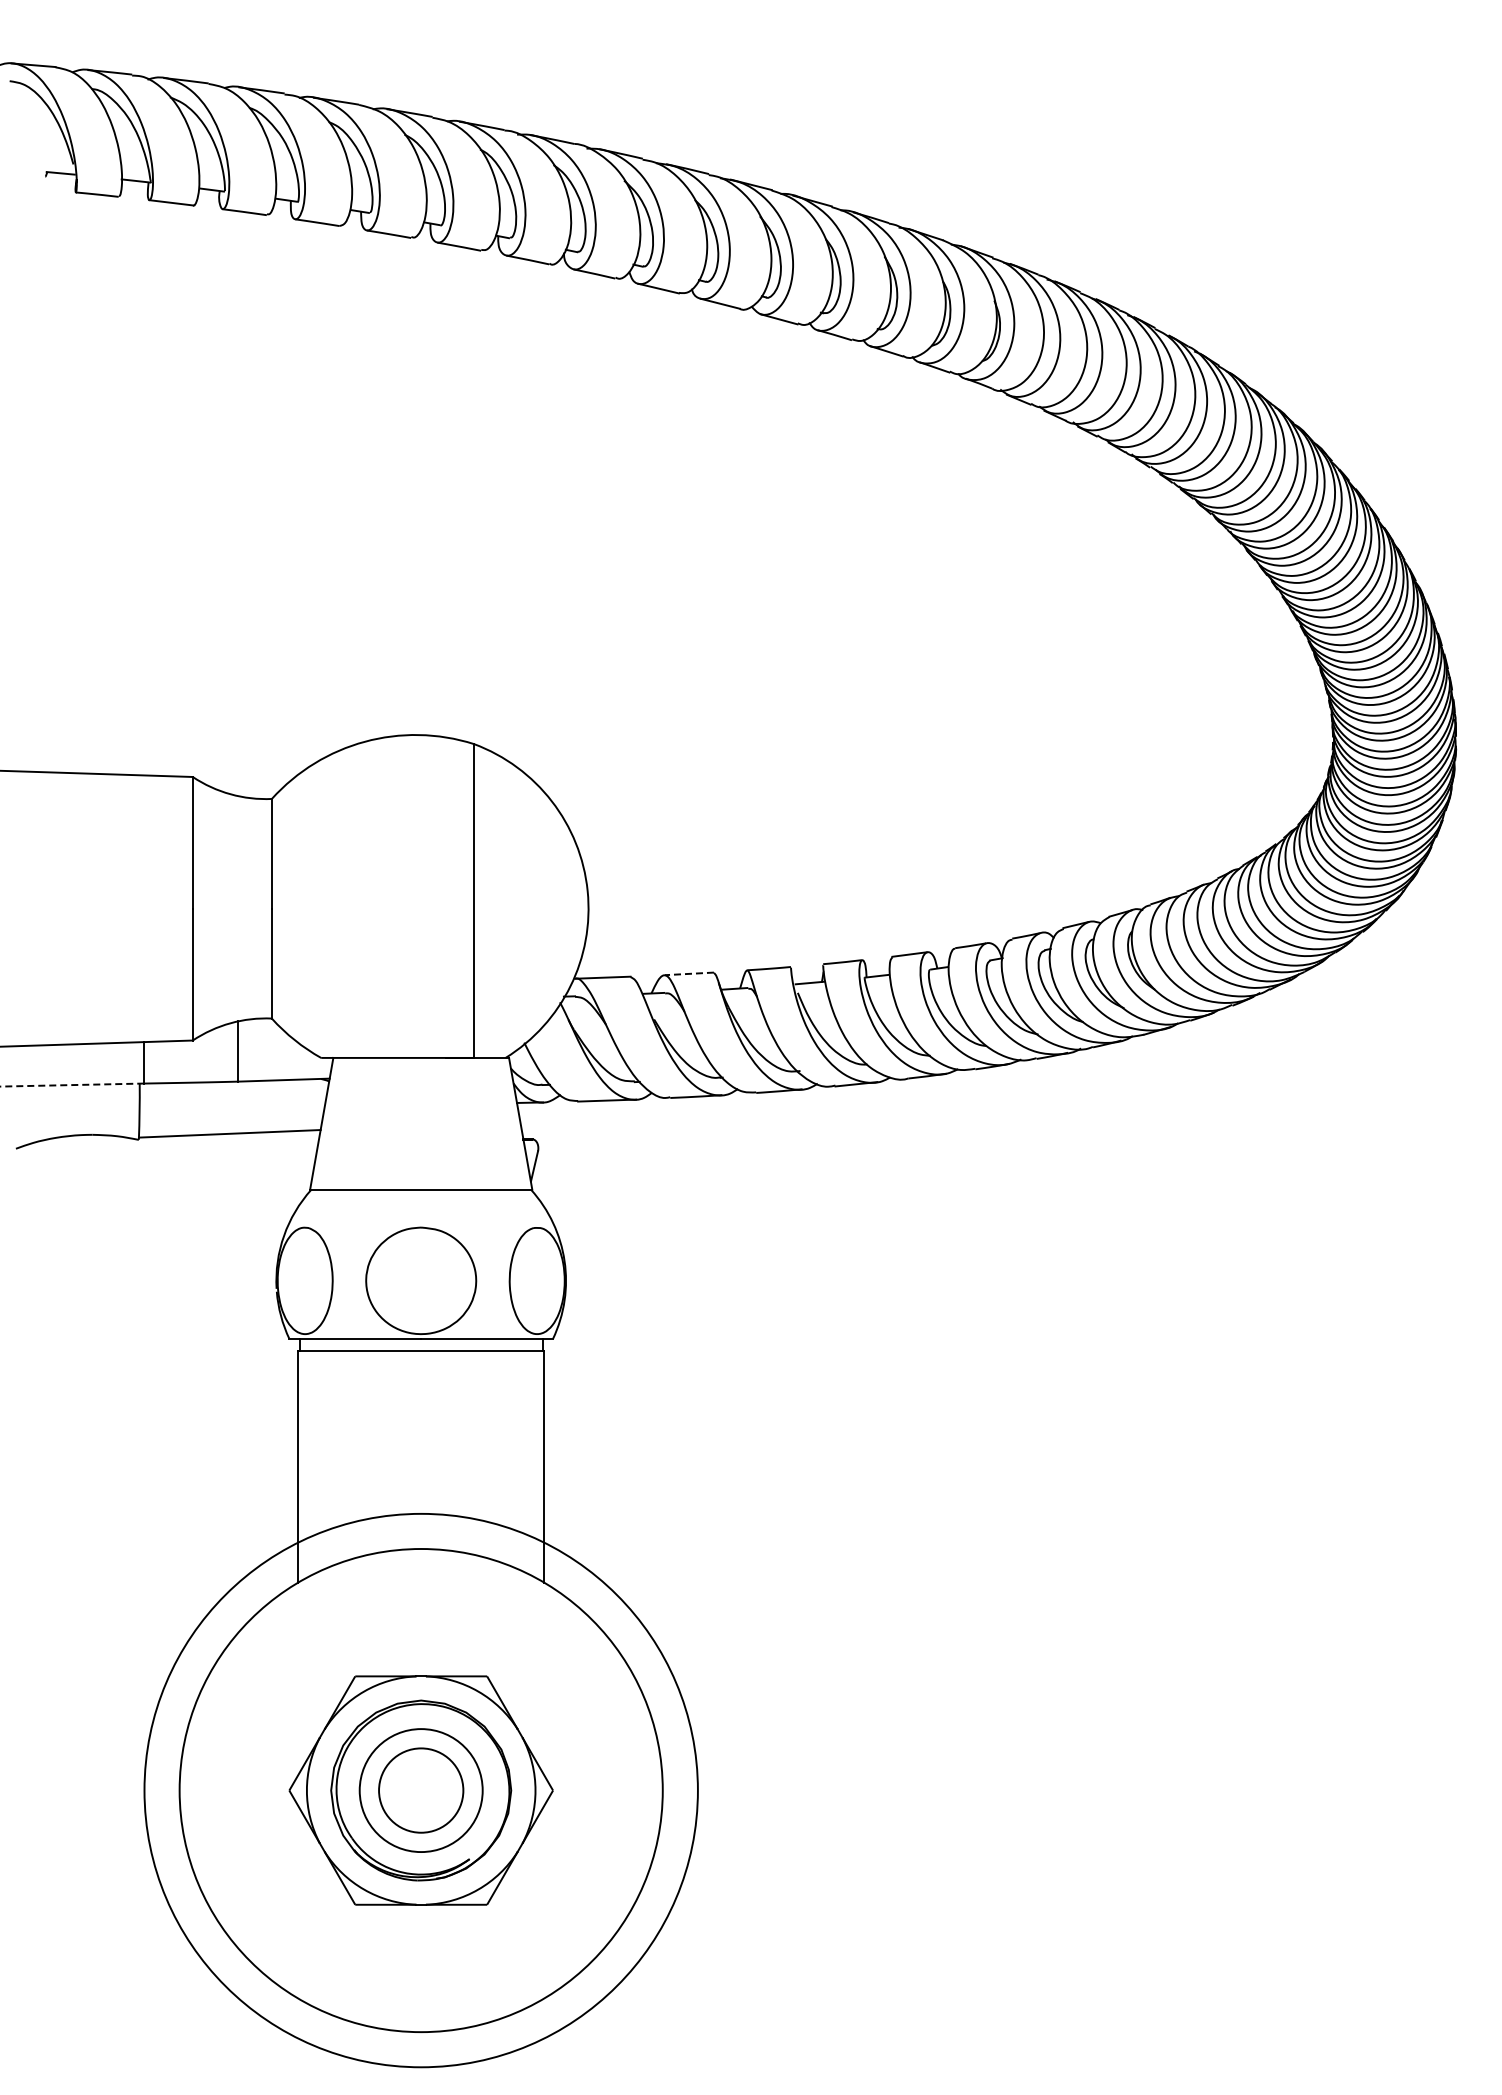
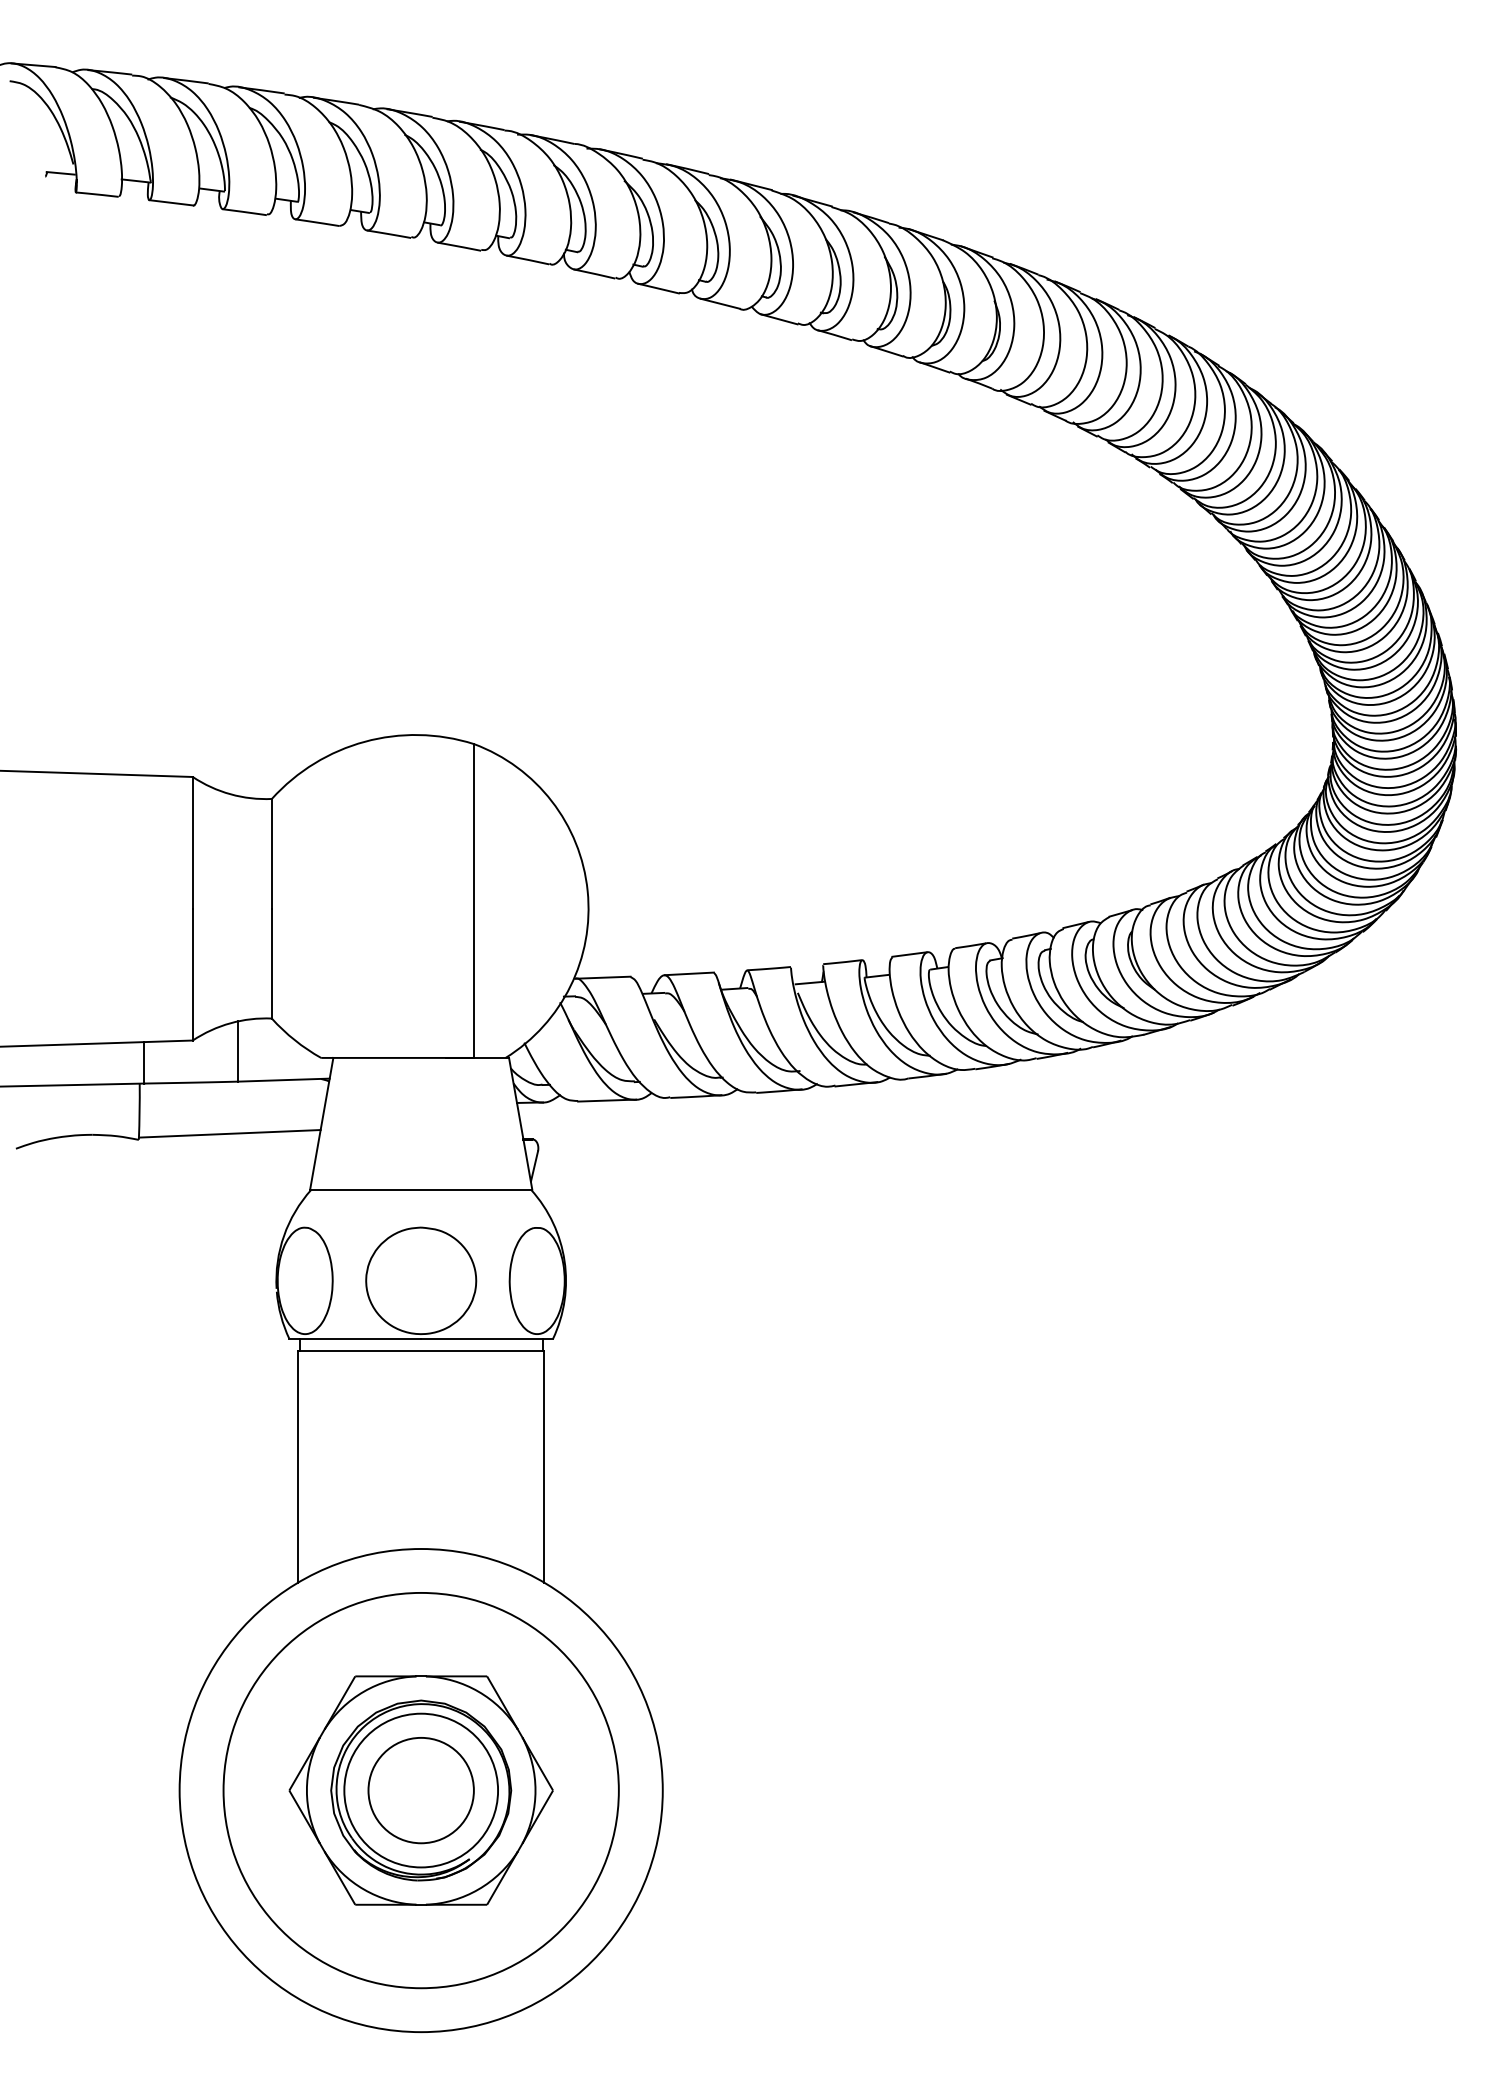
line: dashed -> solid (689, 973)
line: dashed -> solid (71, 1085)
circle diameter: 123 px -> 154 px (421, 1790)
circle diameter: 553 px -> 395 px (420, 1790)
circle diameter: 84 px -> 105 px (420, 1790)
